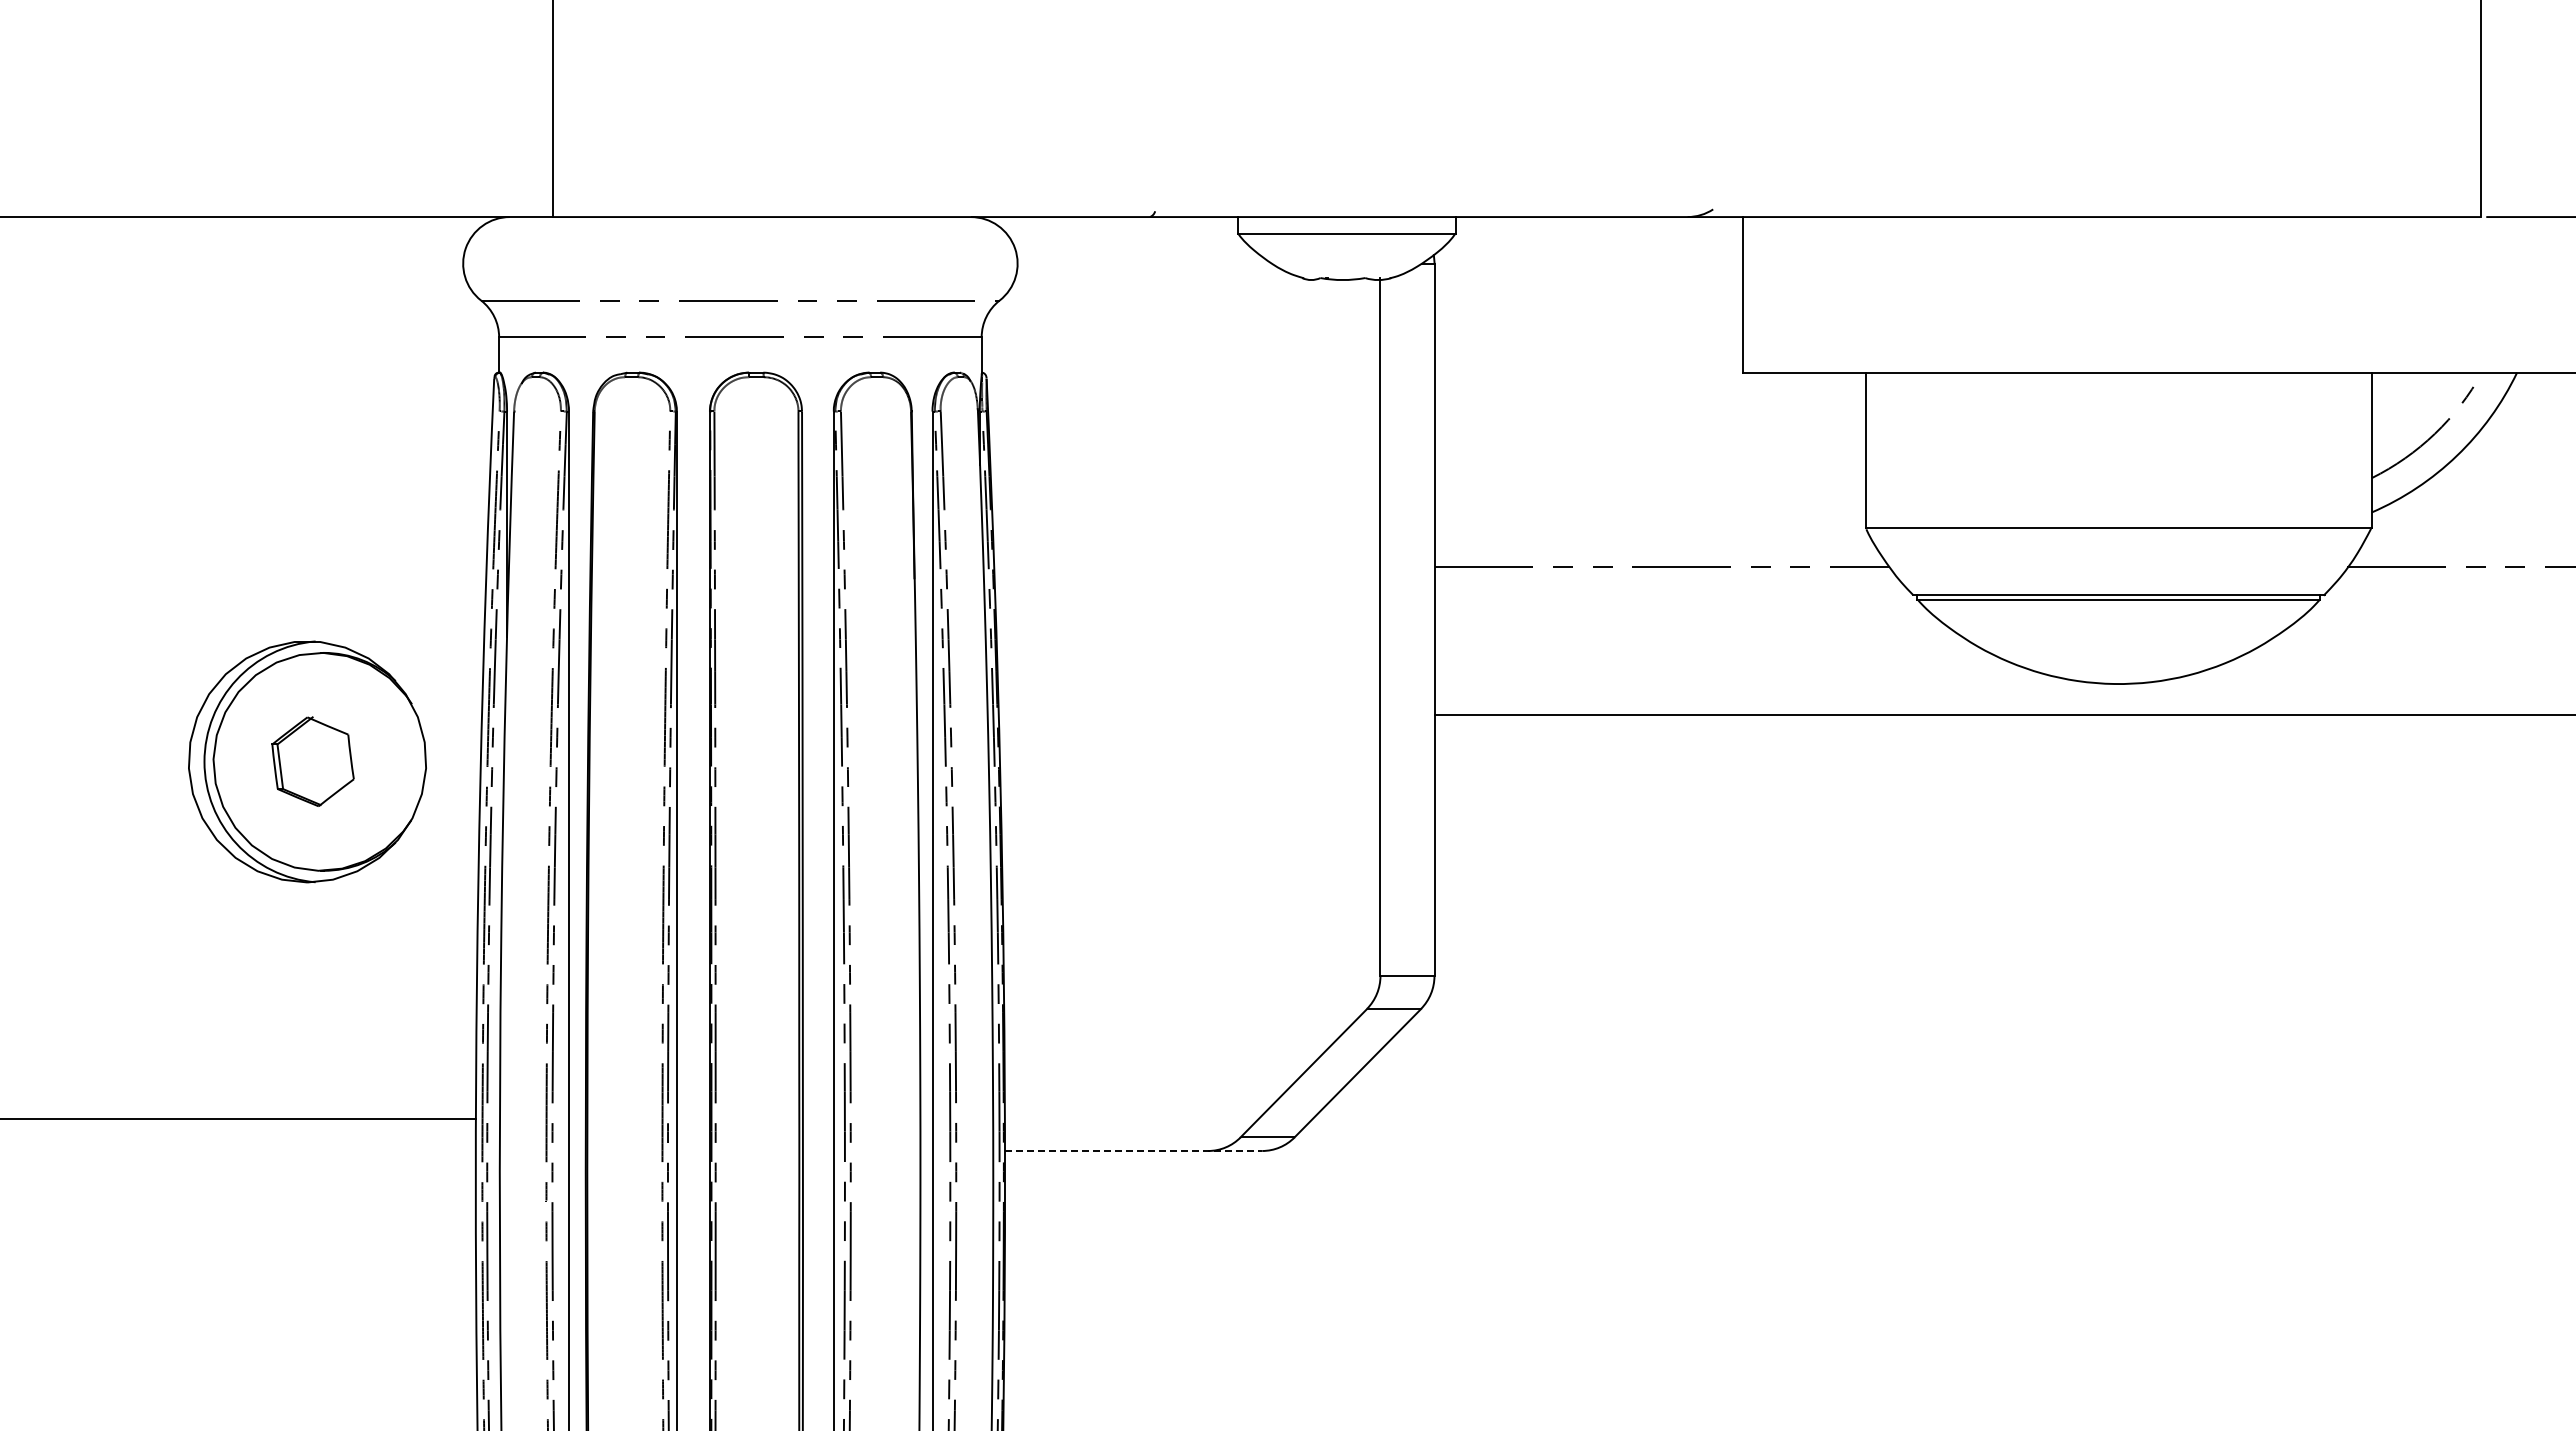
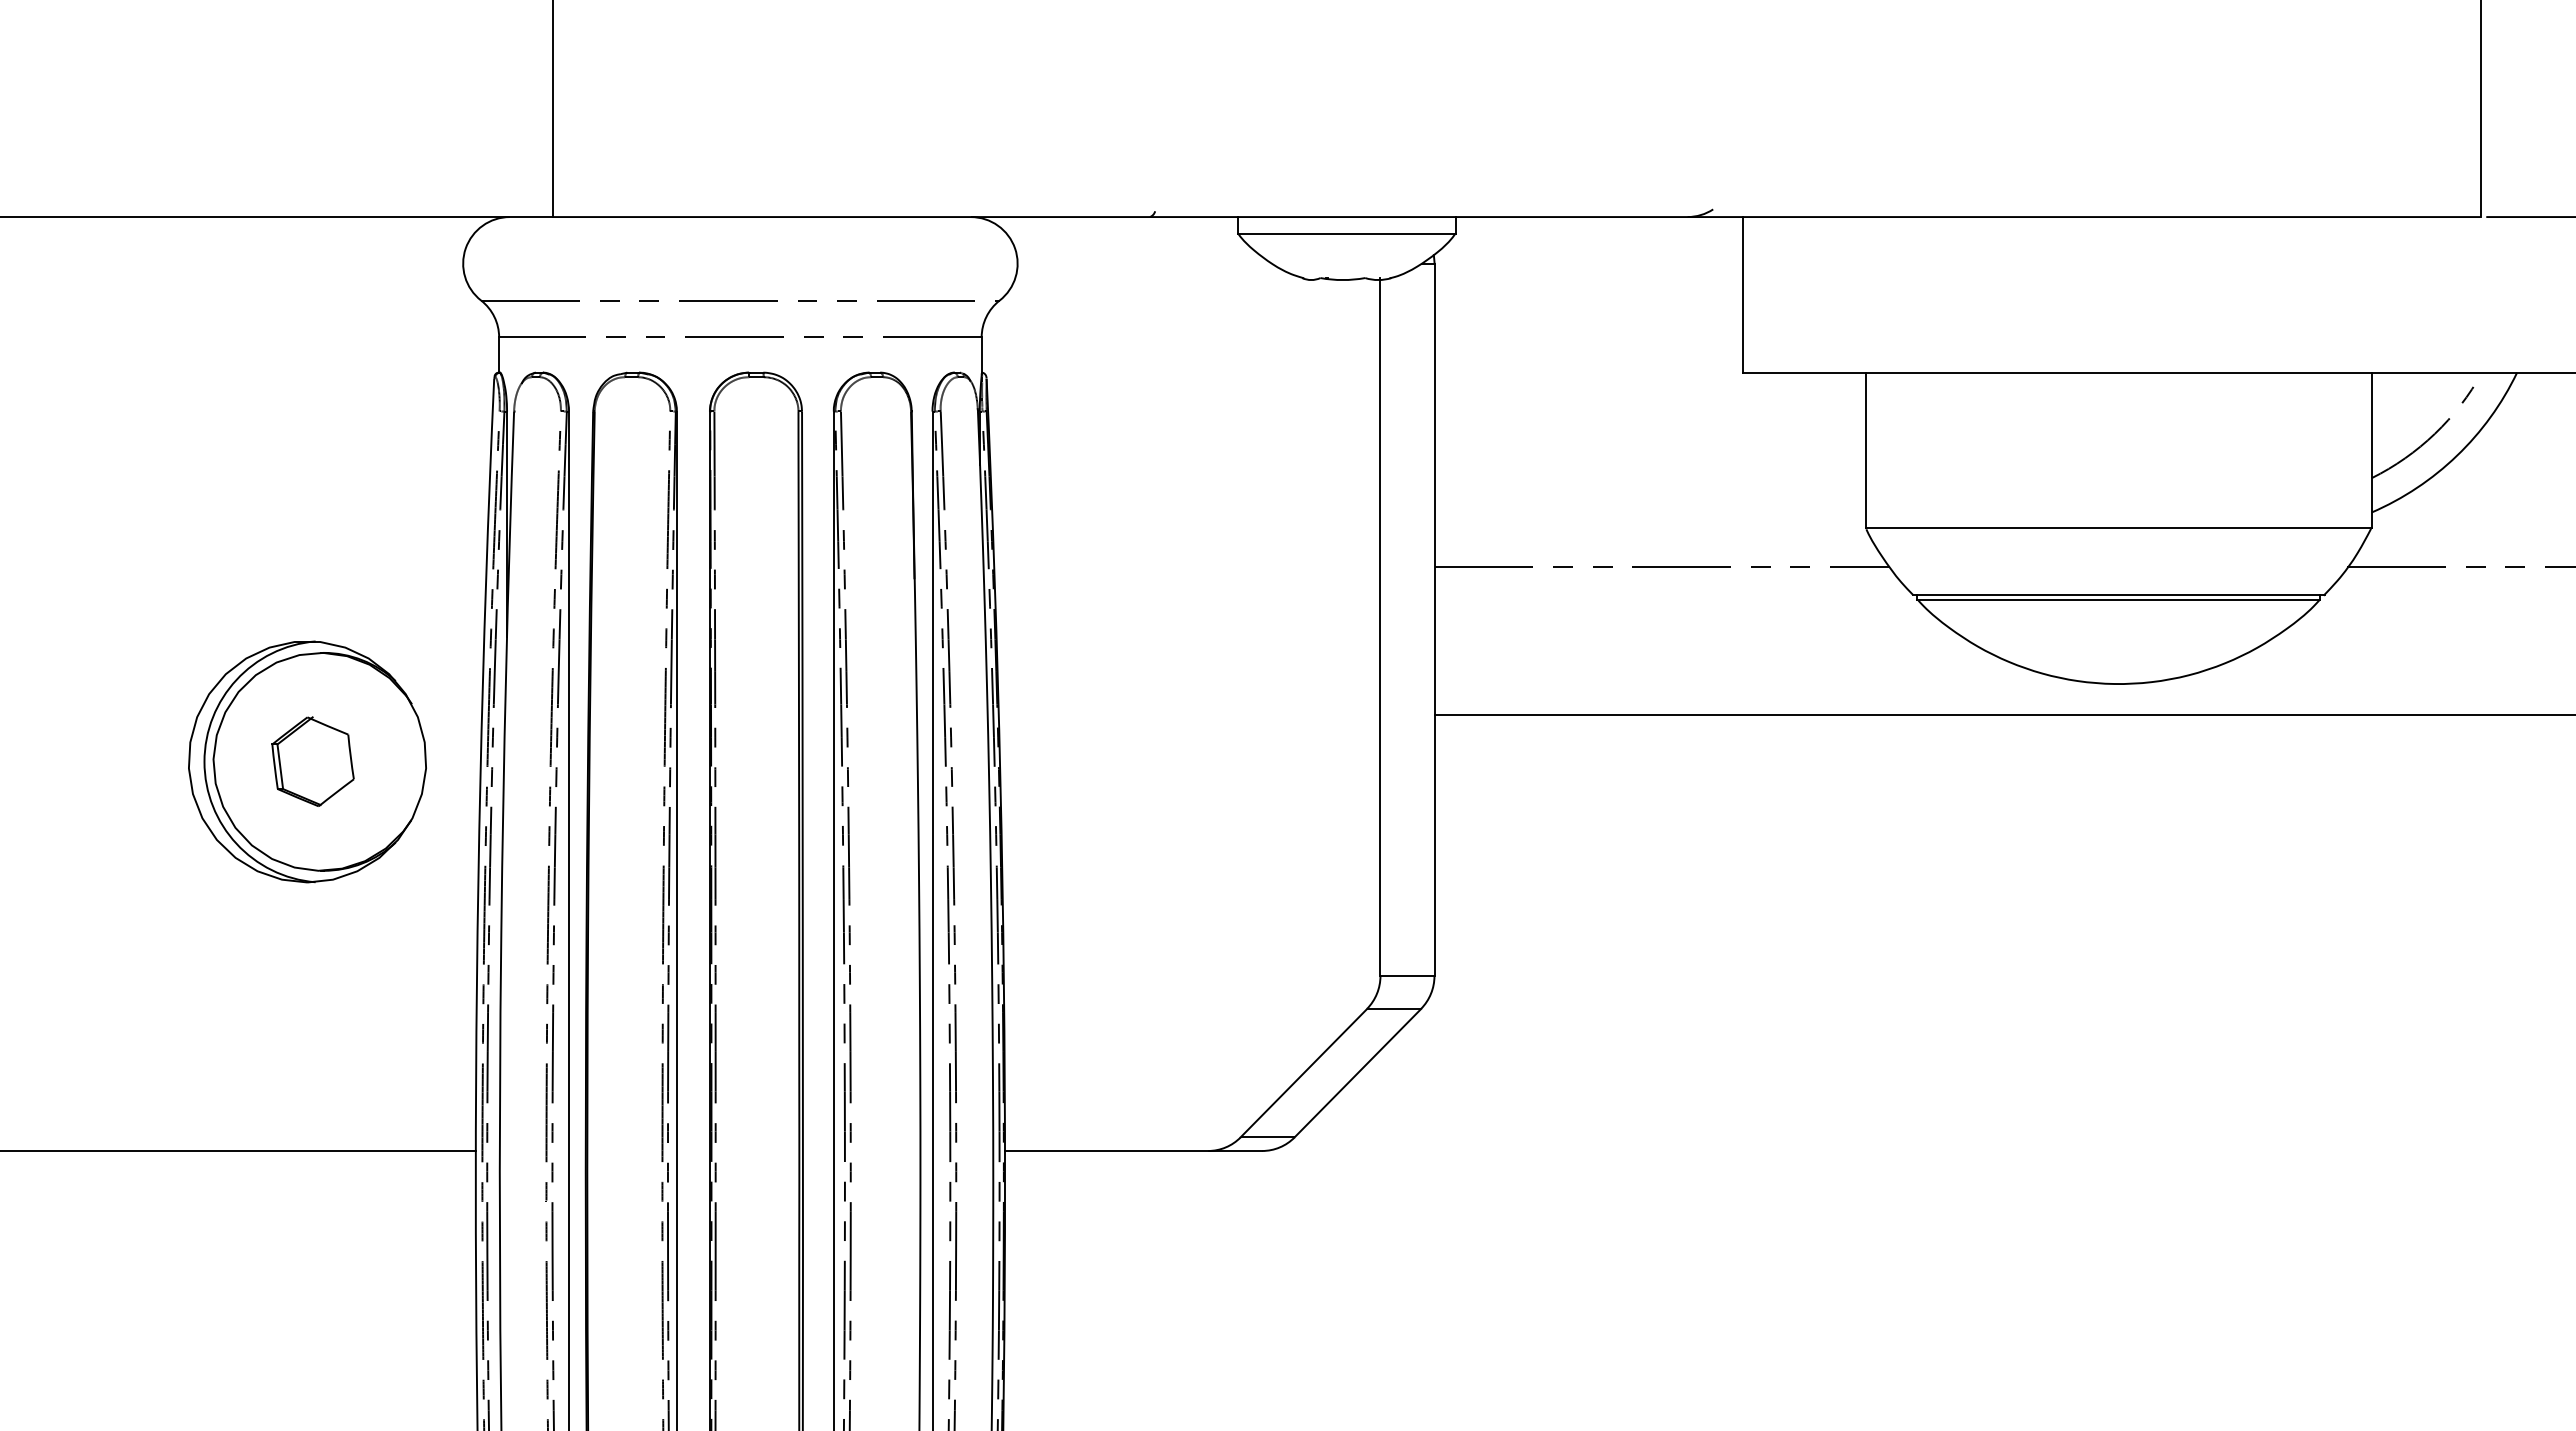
line position: (238, 1119) -> (238, 1151) (238, 1151)
line: dashed -> solid (1133, 1151)
